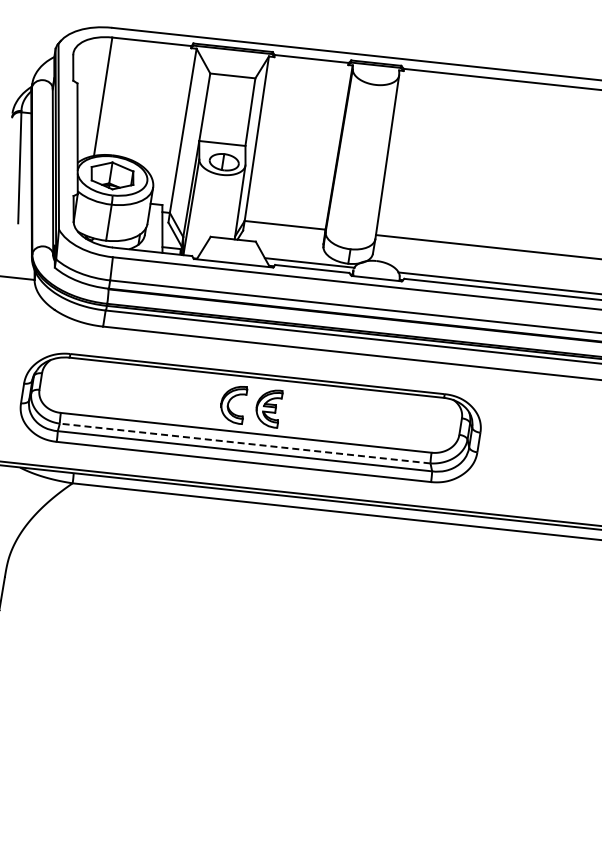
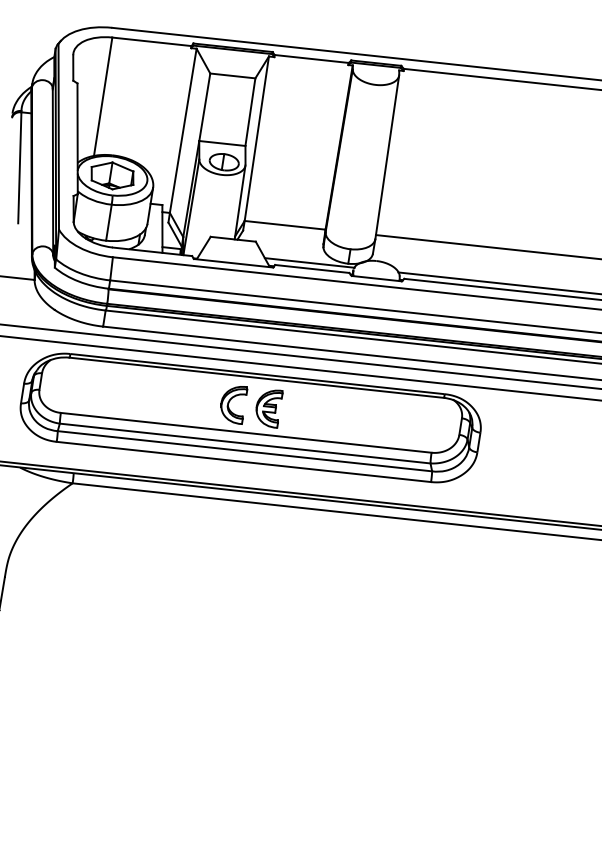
line: none -> present (300, 356)
line: none -> present (300, 368)
line: dashed -> solid (244, 443)
